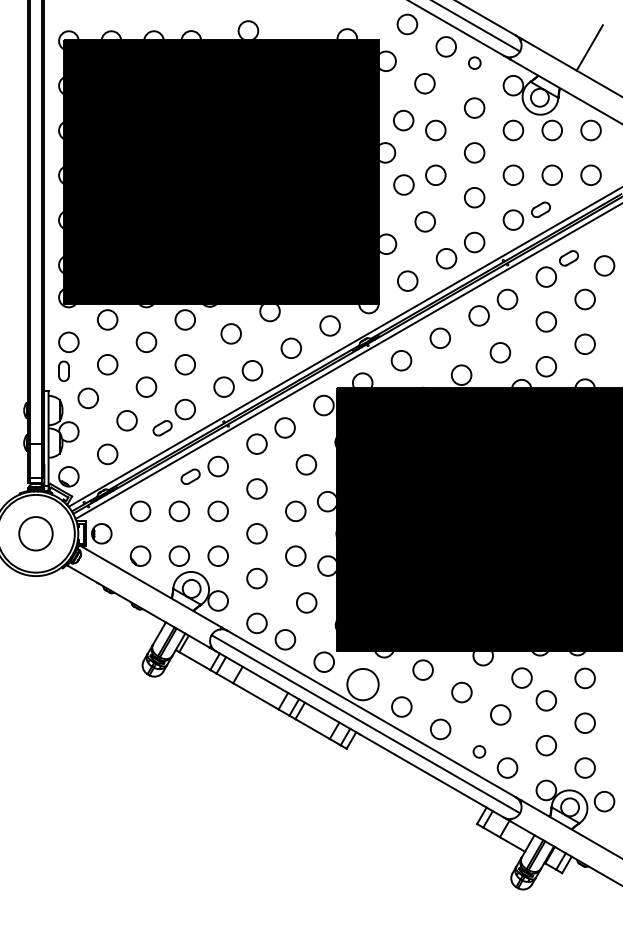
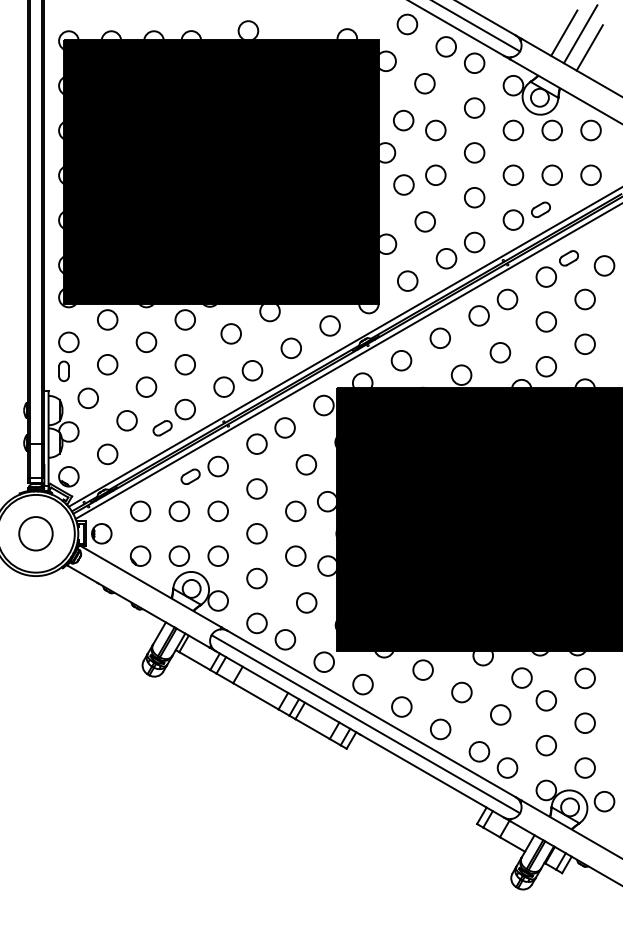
line: none -> present (564, 32)
line: none -> present (580, 34)
circle size: 14x14 px -> 22x22 px (474, 62)
circle diameter: 31 px -> 20 px (362, 684)
circle size: 15x14 px -> 23x22 px (479, 751)
